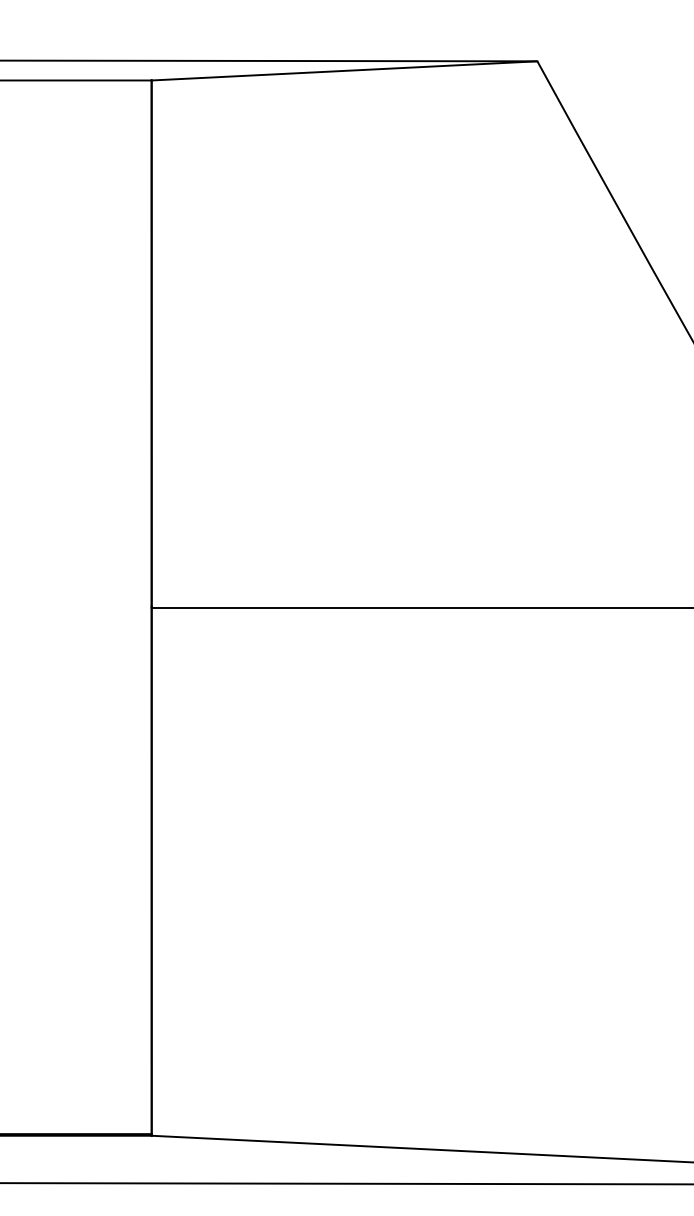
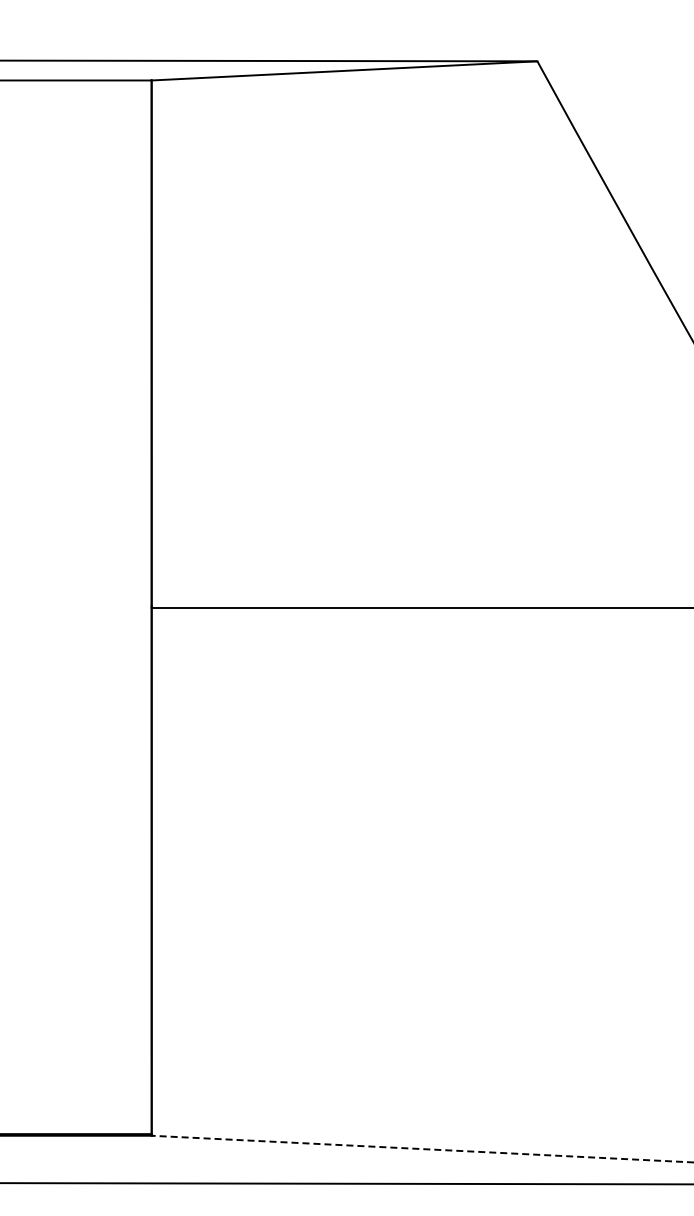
line: solid -> dashed (422, 1149)
